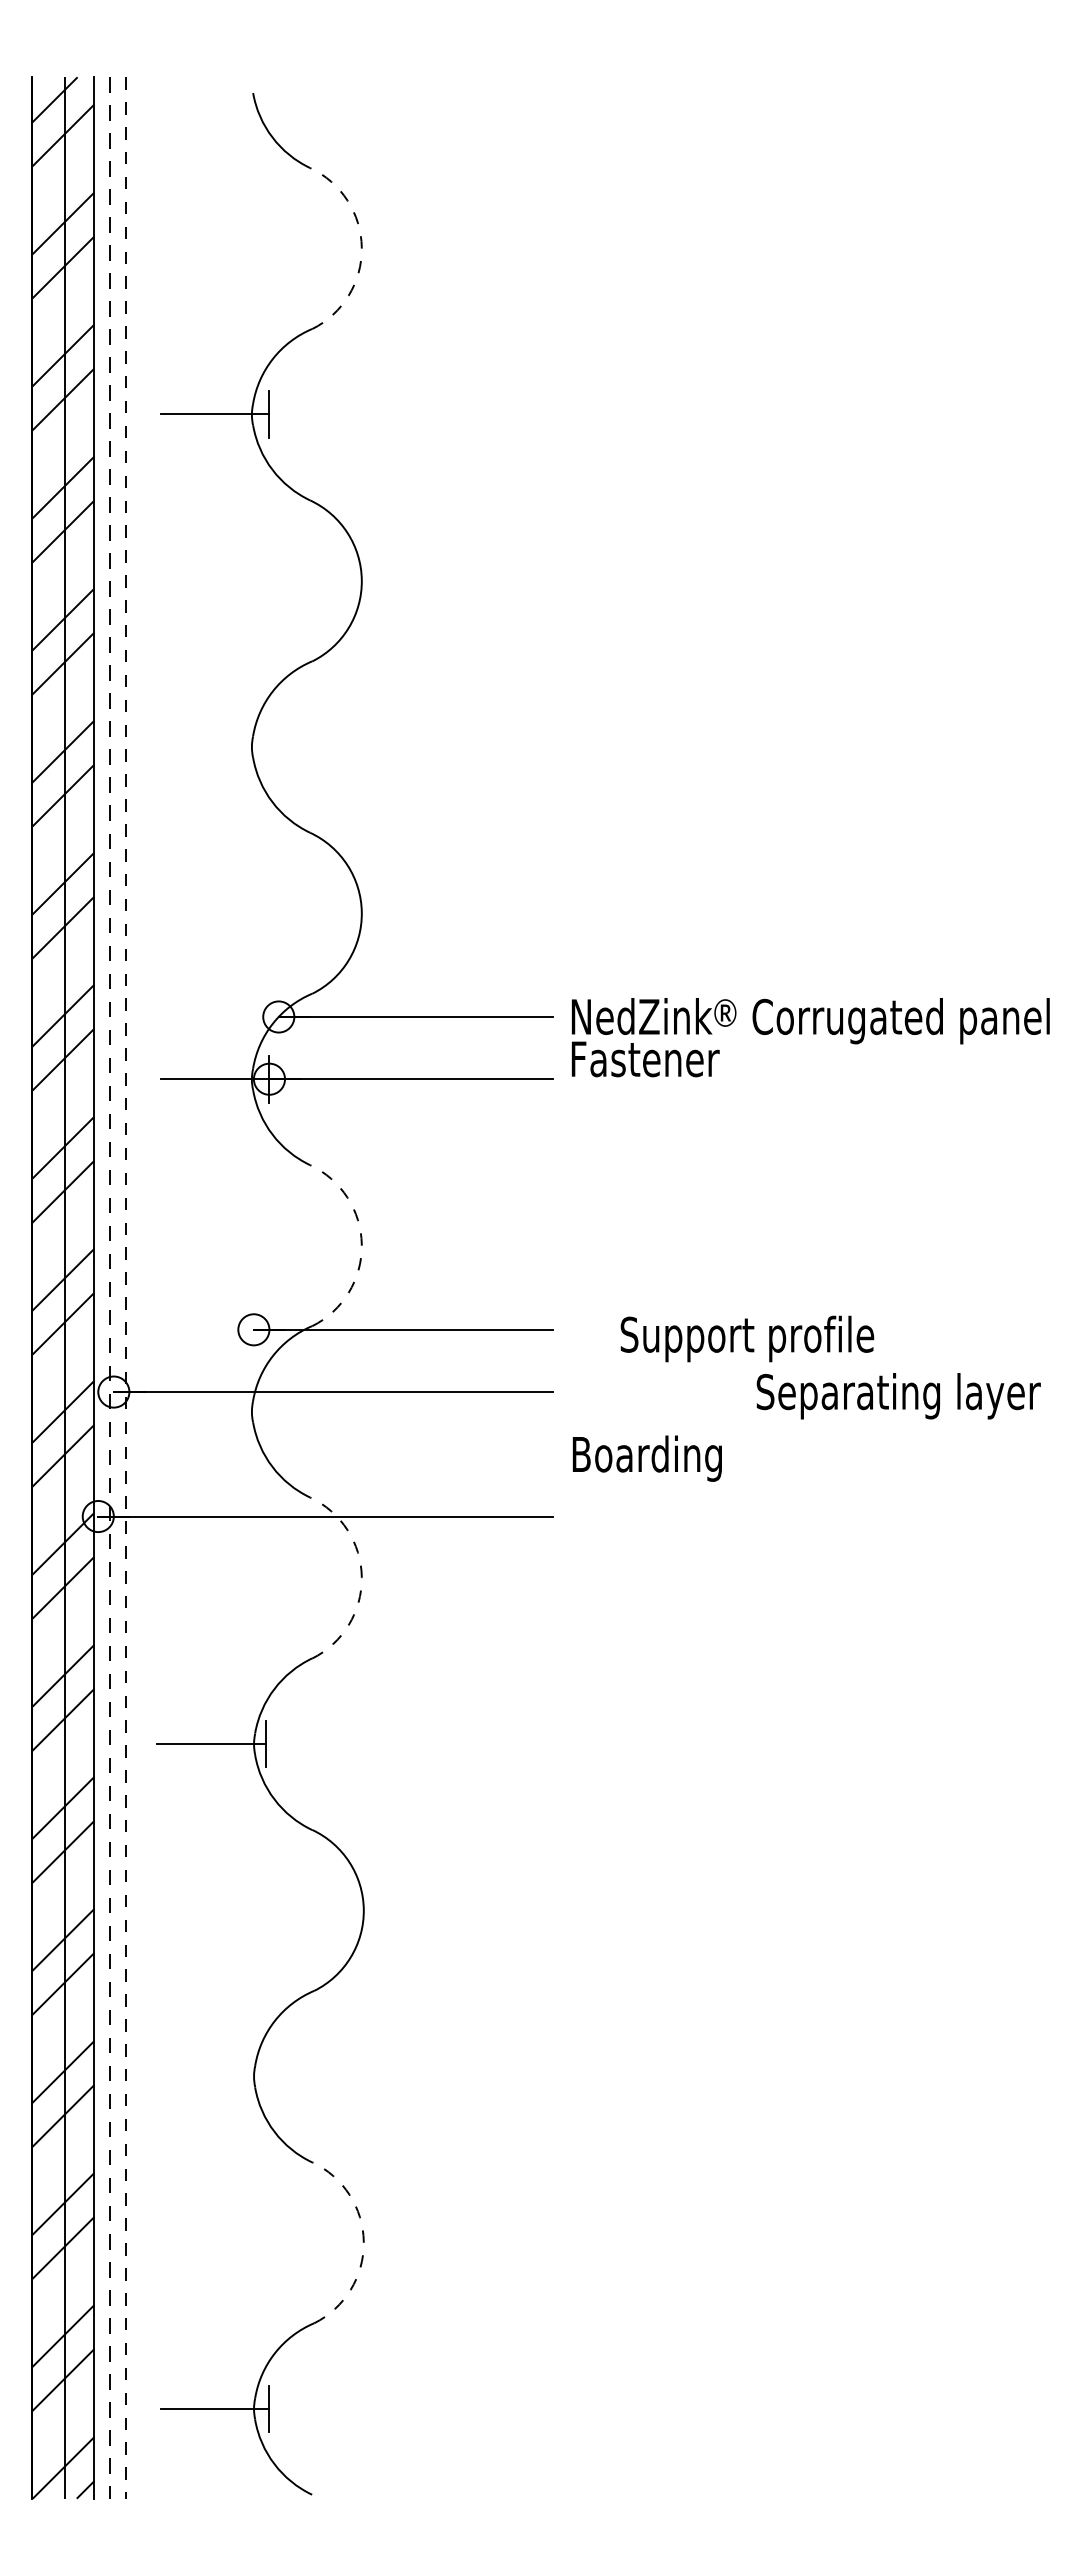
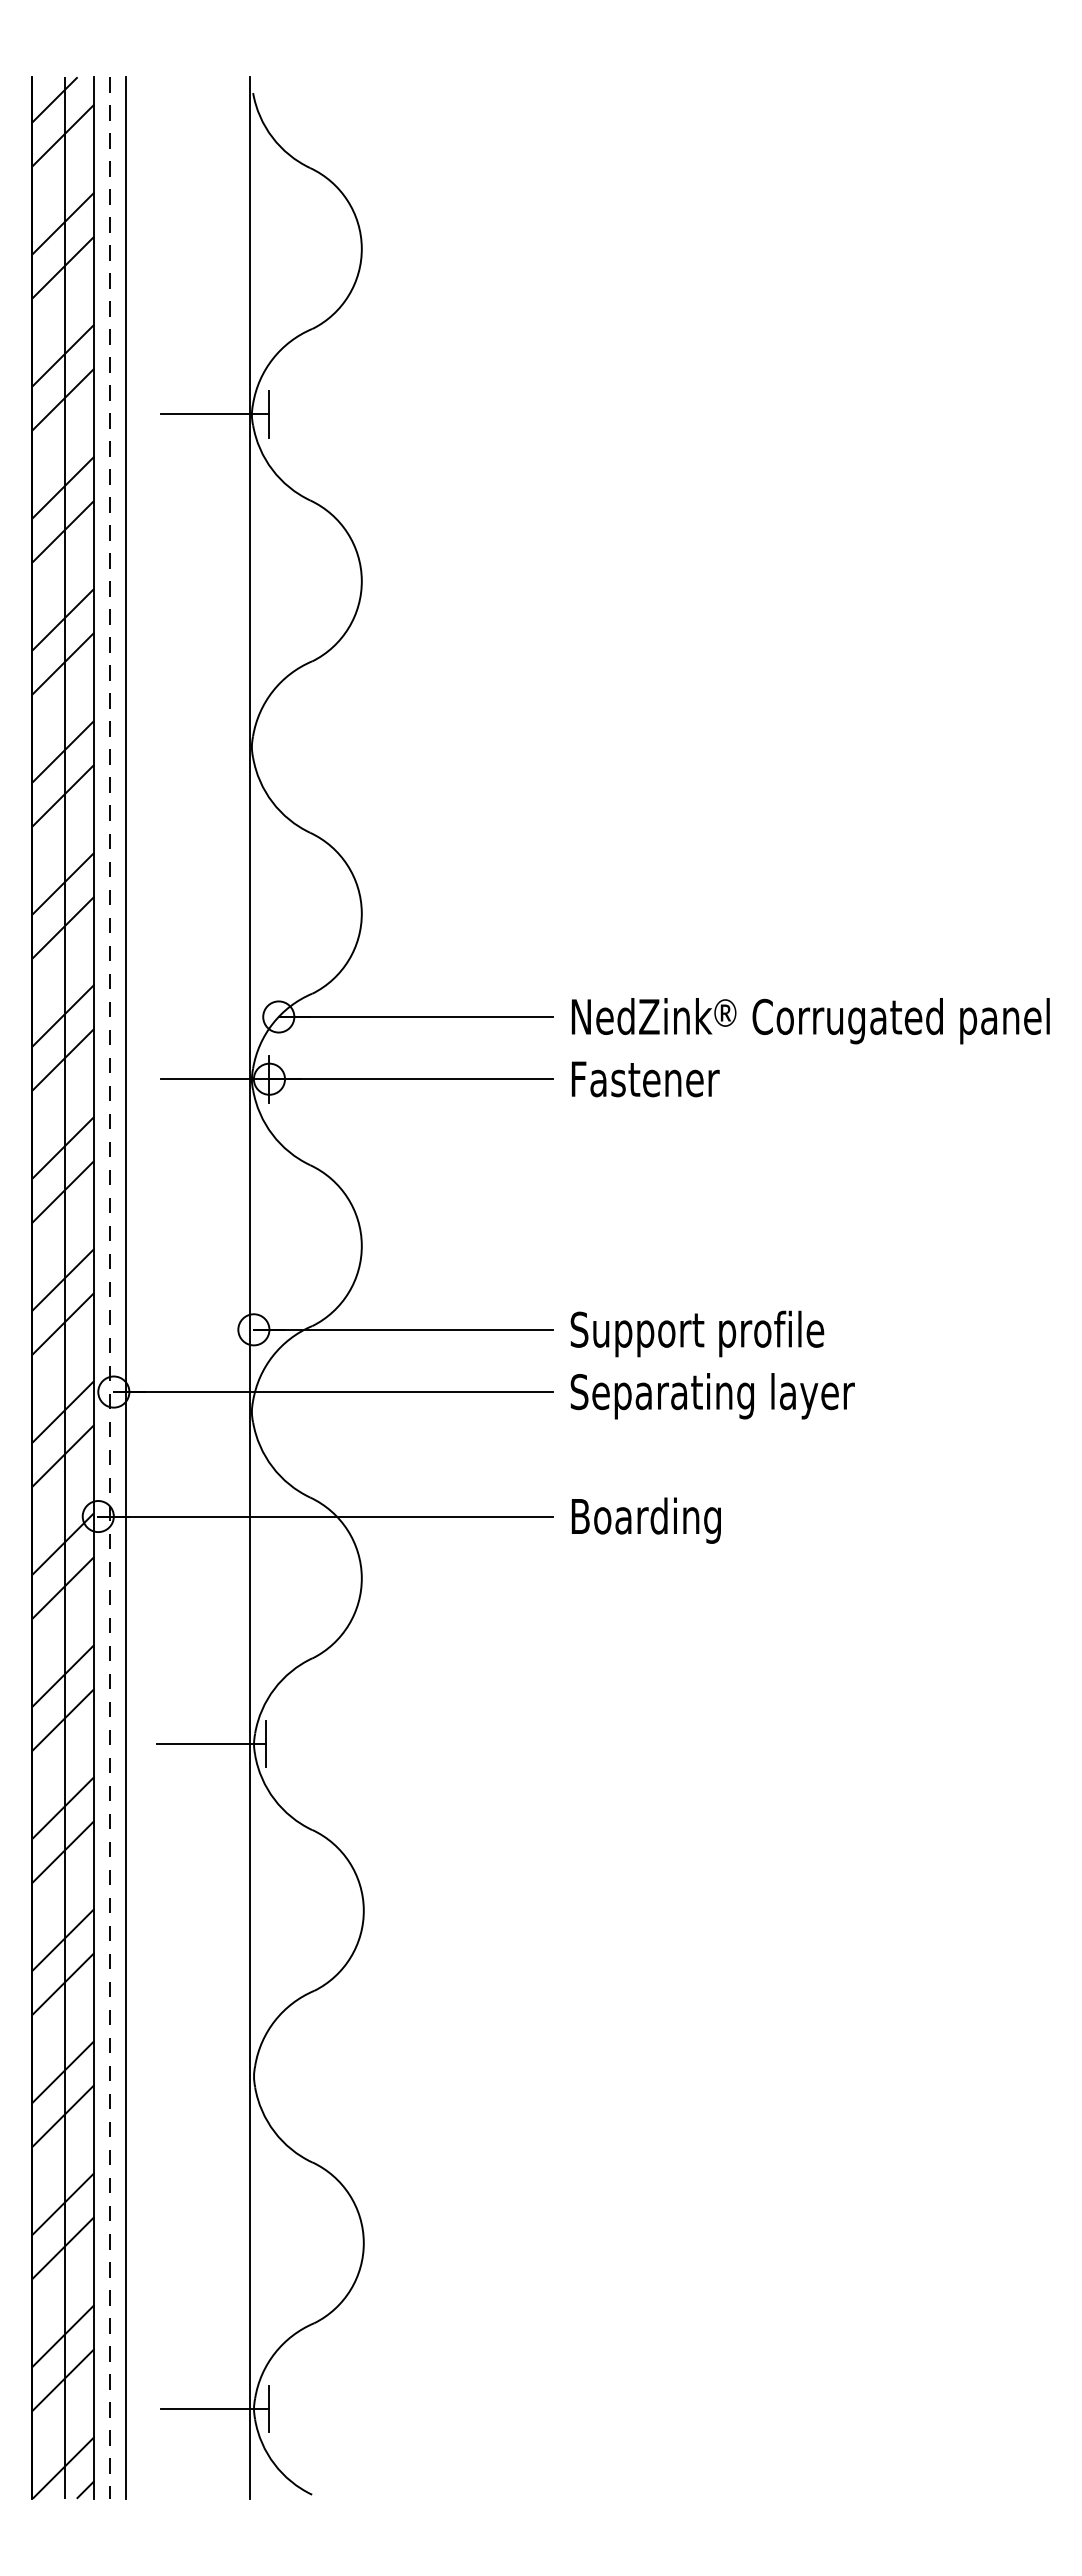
arc: dashed -> solid (361, 247)
text position: (645, 1059) -> (645, 1079) (645, 1079)
arc: dashed -> solid (361, 1245)
line: dashed -> solid (125, 1287)
line: none -> present (250, 1287)
text position: (747, 1338) -> (697, 1333) (697, 1333)
text position: (898, 1396) -> (712, 1396) (712, 1396)
text position: (646, 1458) -> (645, 1520) (645, 1520)
arc: dashed -> solid (361, 1577)
arc: dashed -> solid (363, 2242)
